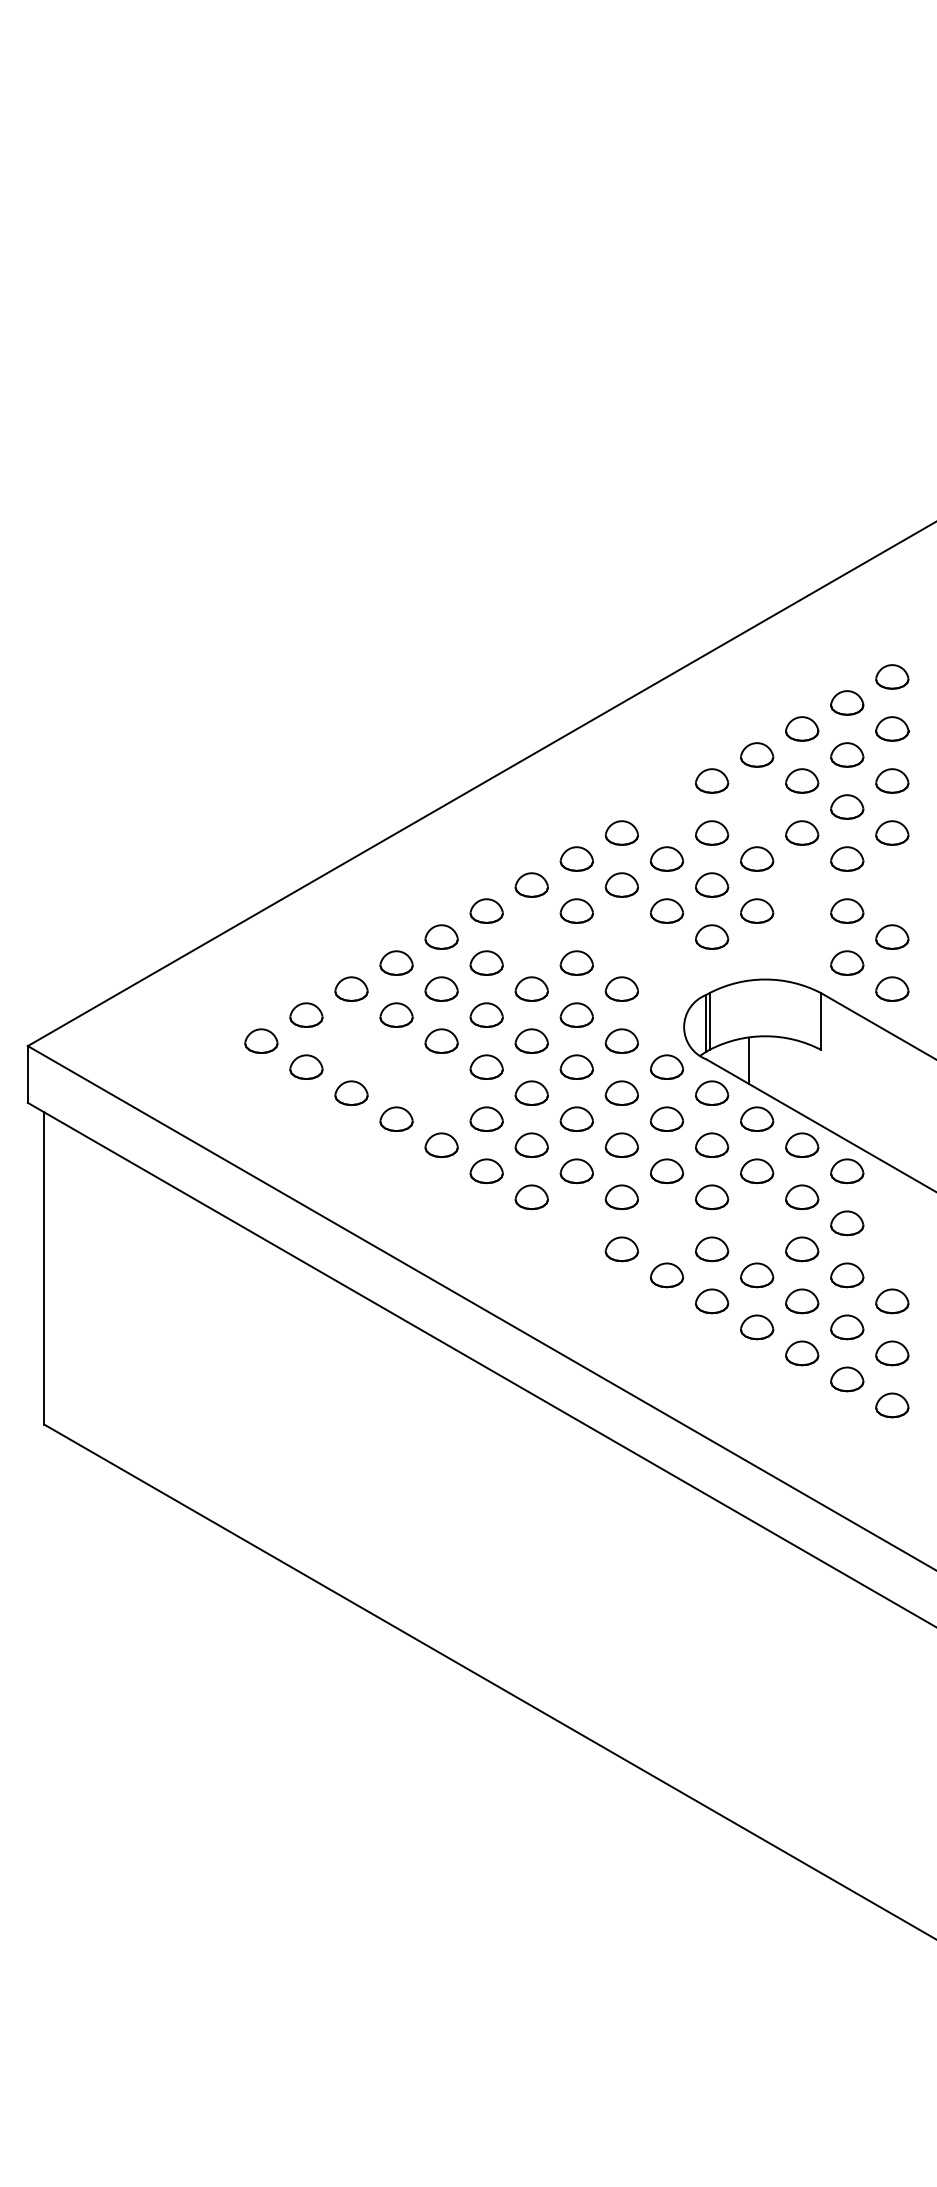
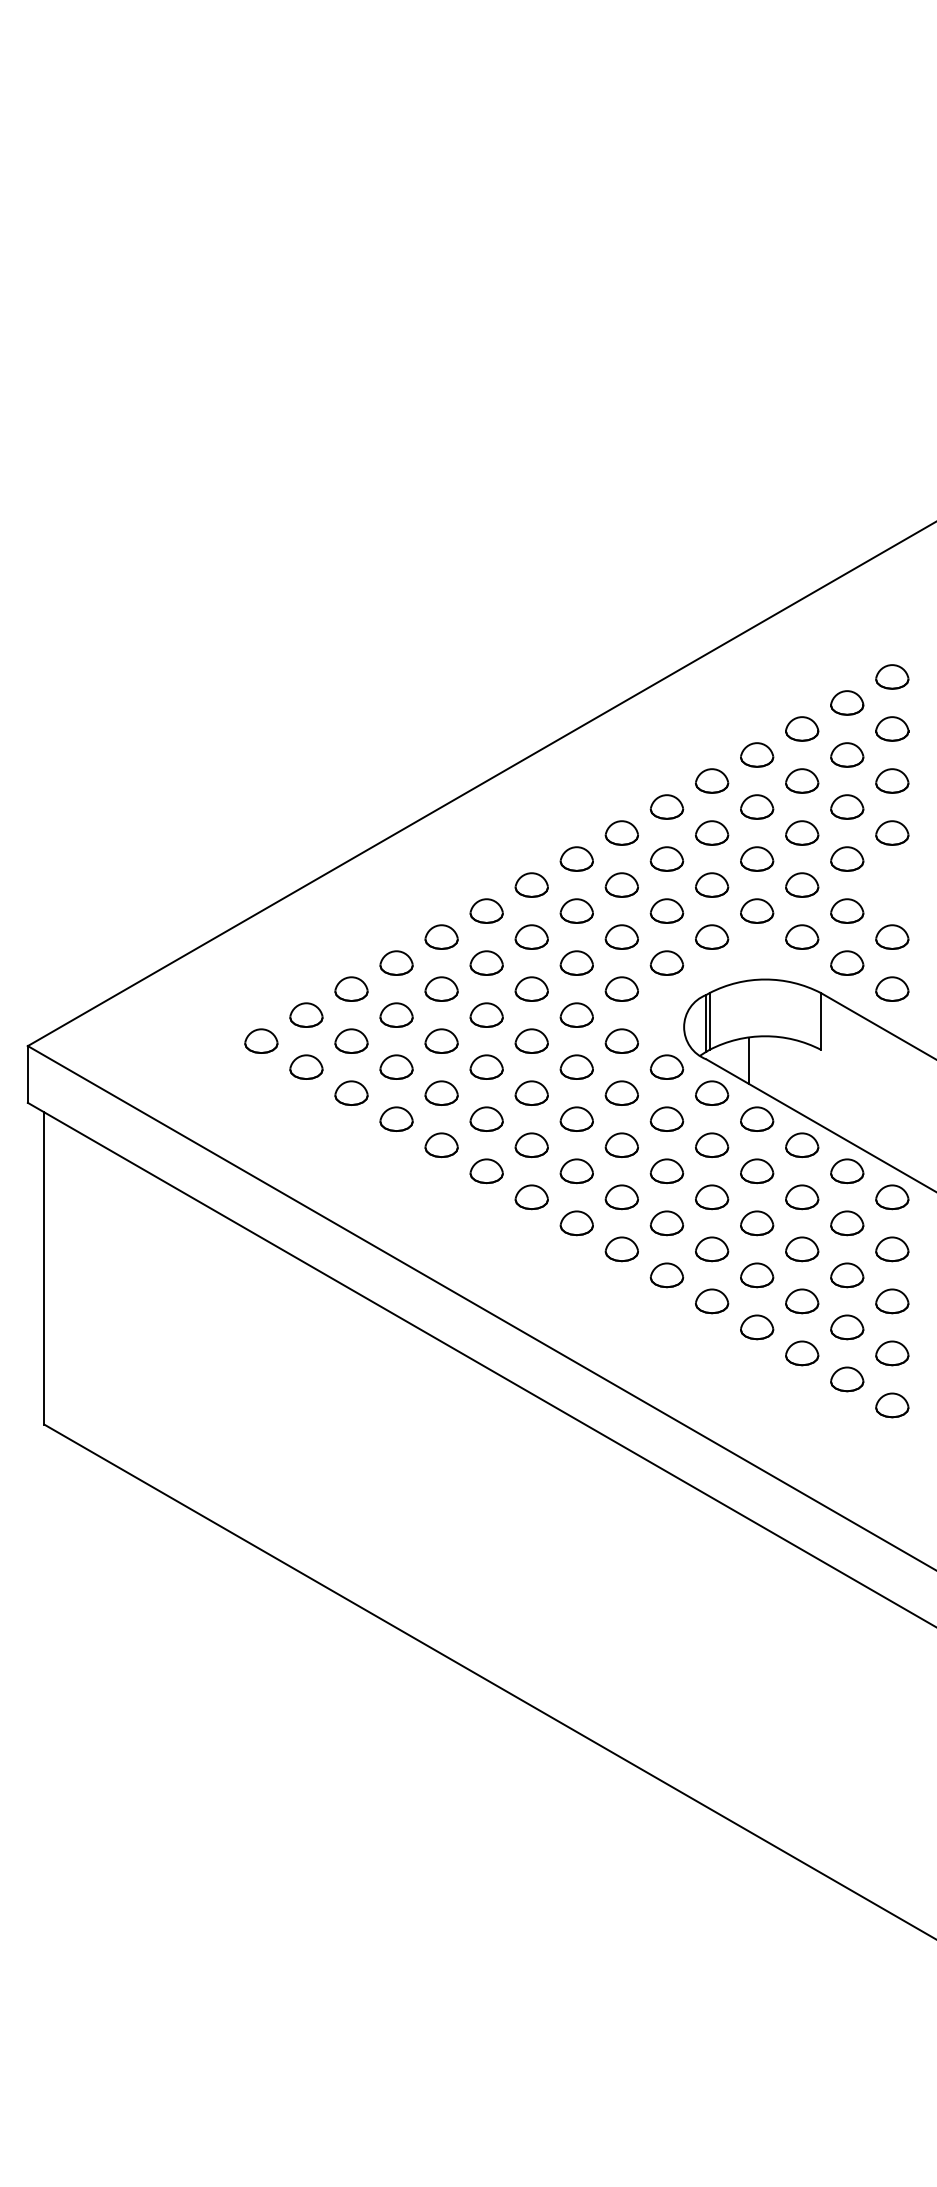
part: none -> present (666, 806)
part: none -> present (757, 806)
part: none -> present (802, 884)
part: none -> present (531, 936)
part: none -> present (621, 936)
part: none -> present (802, 936)
part: none -> present (666, 962)
part: none -> present (351, 1040)
part: none -> present (396, 1066)
part: none -> present (441, 1092)
part: none -> present (892, 1197)
part: none -> present (576, 1223)
part: none -> present (666, 1223)
part: none -> present (757, 1223)
part: none -> present (892, 1249)
